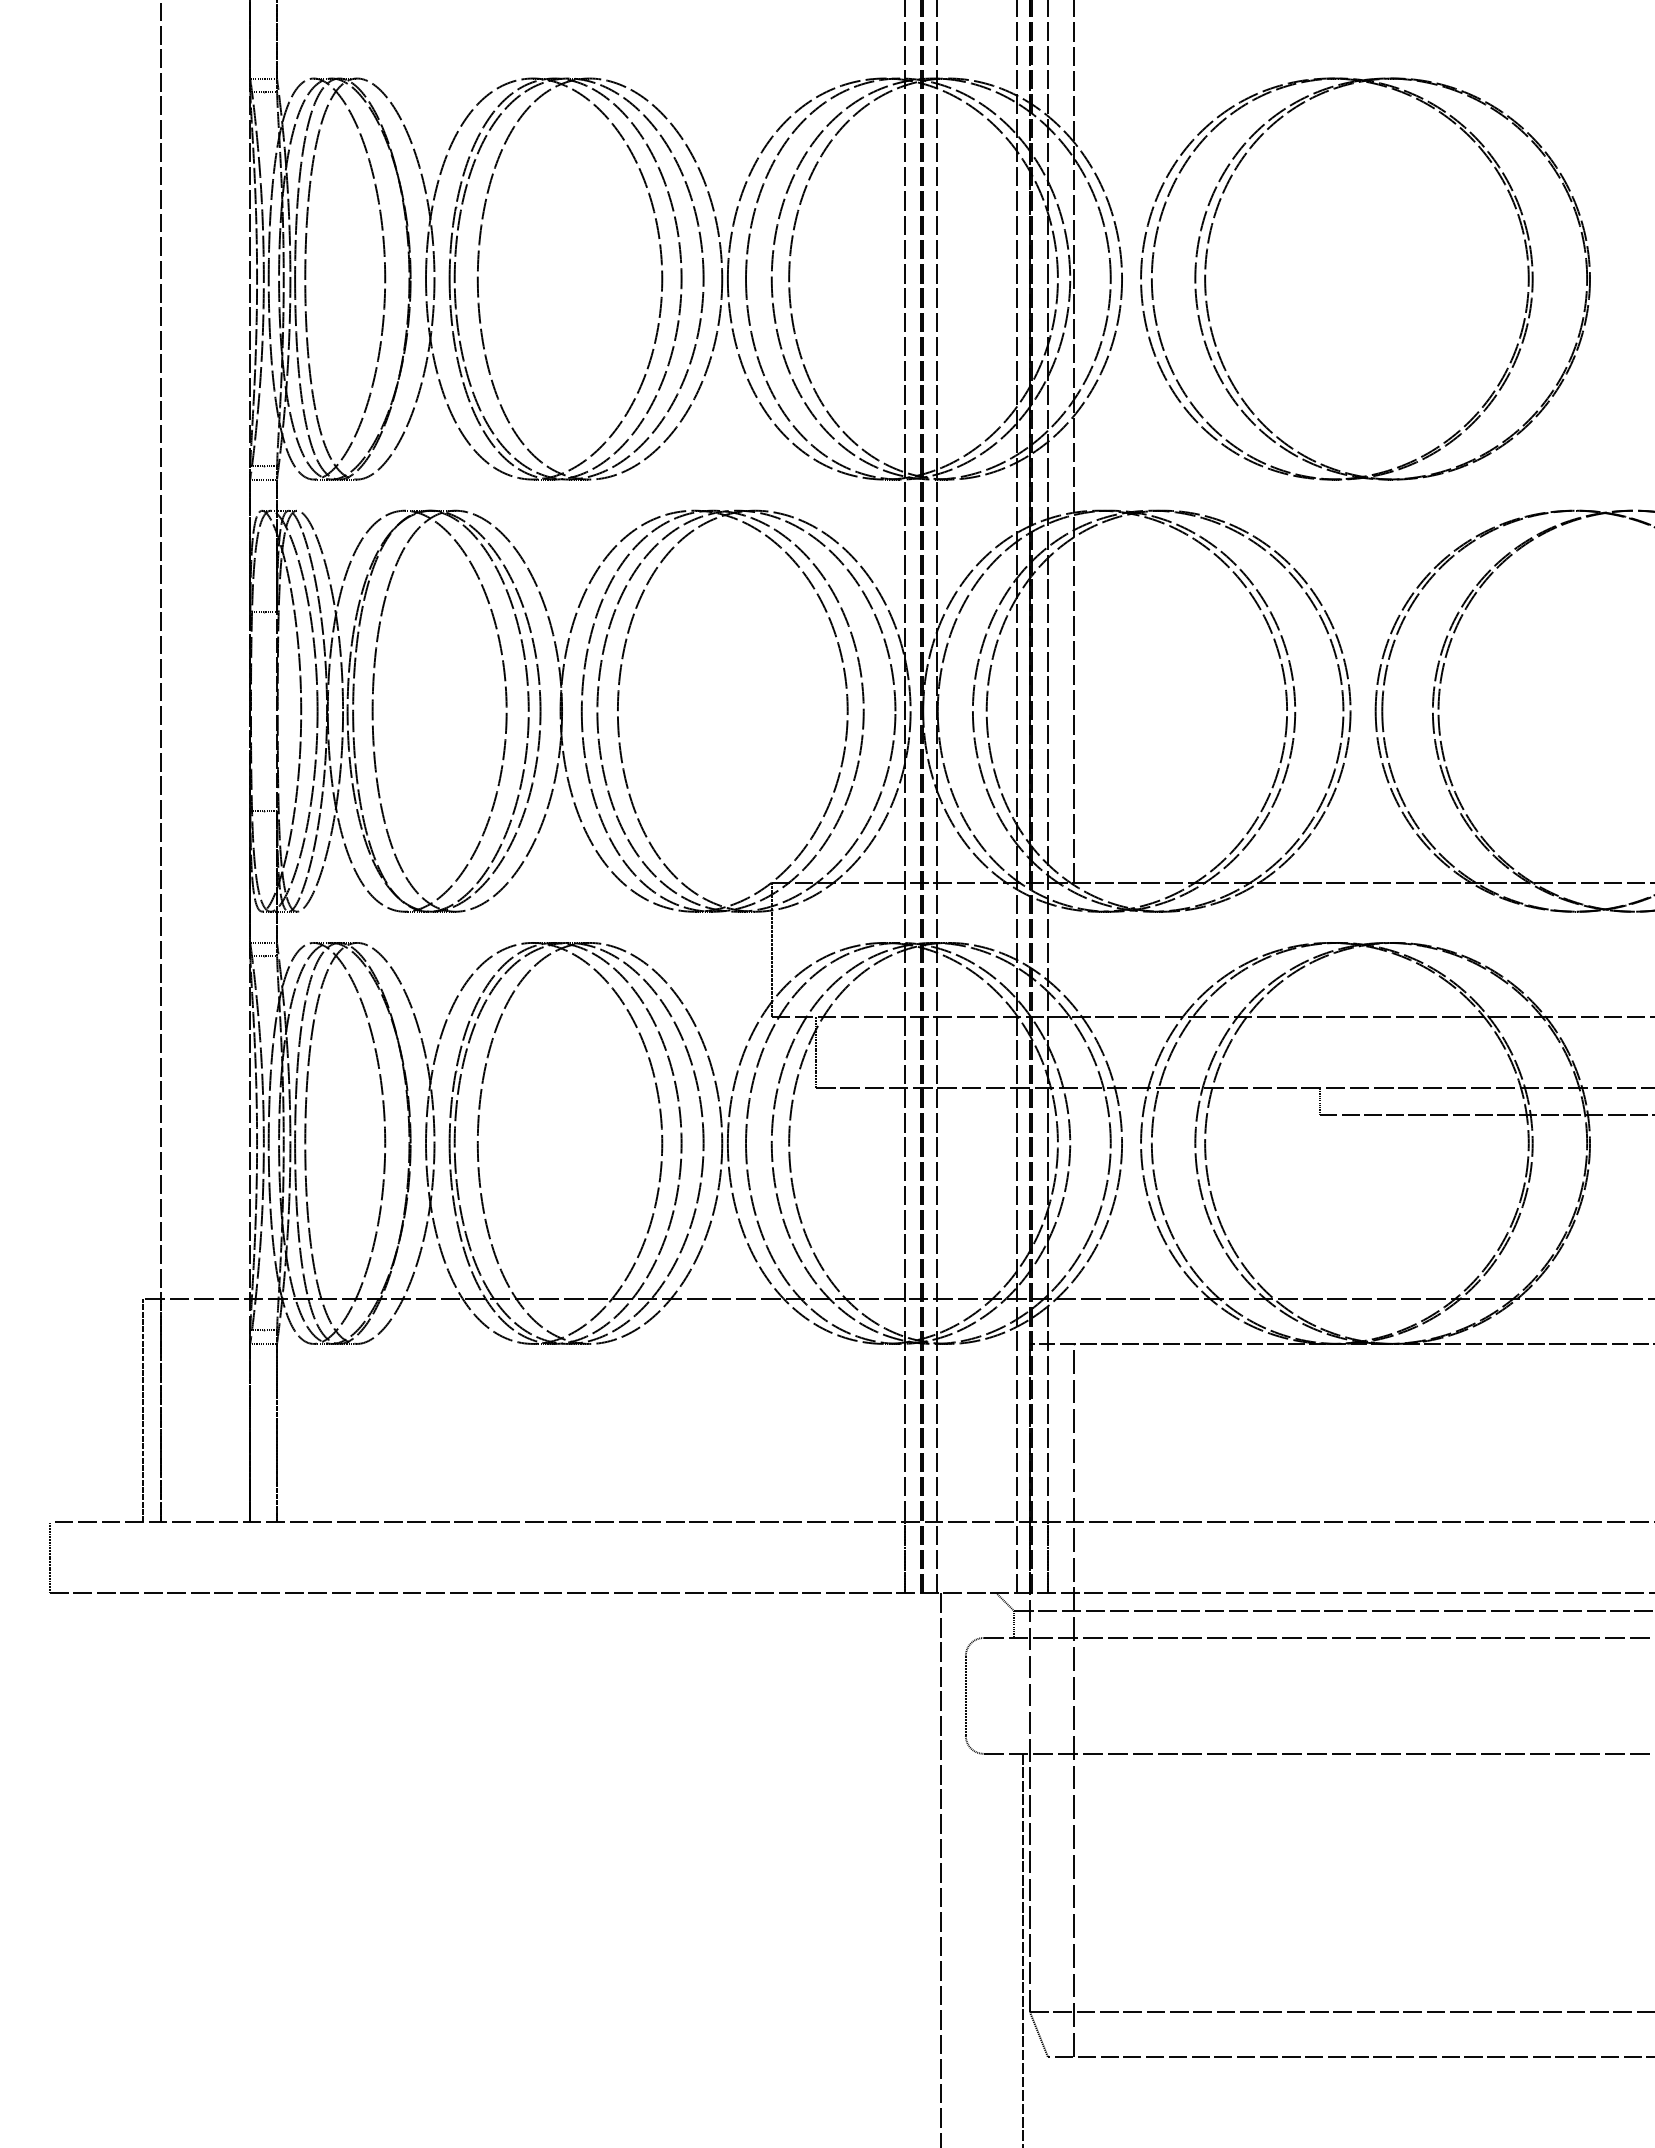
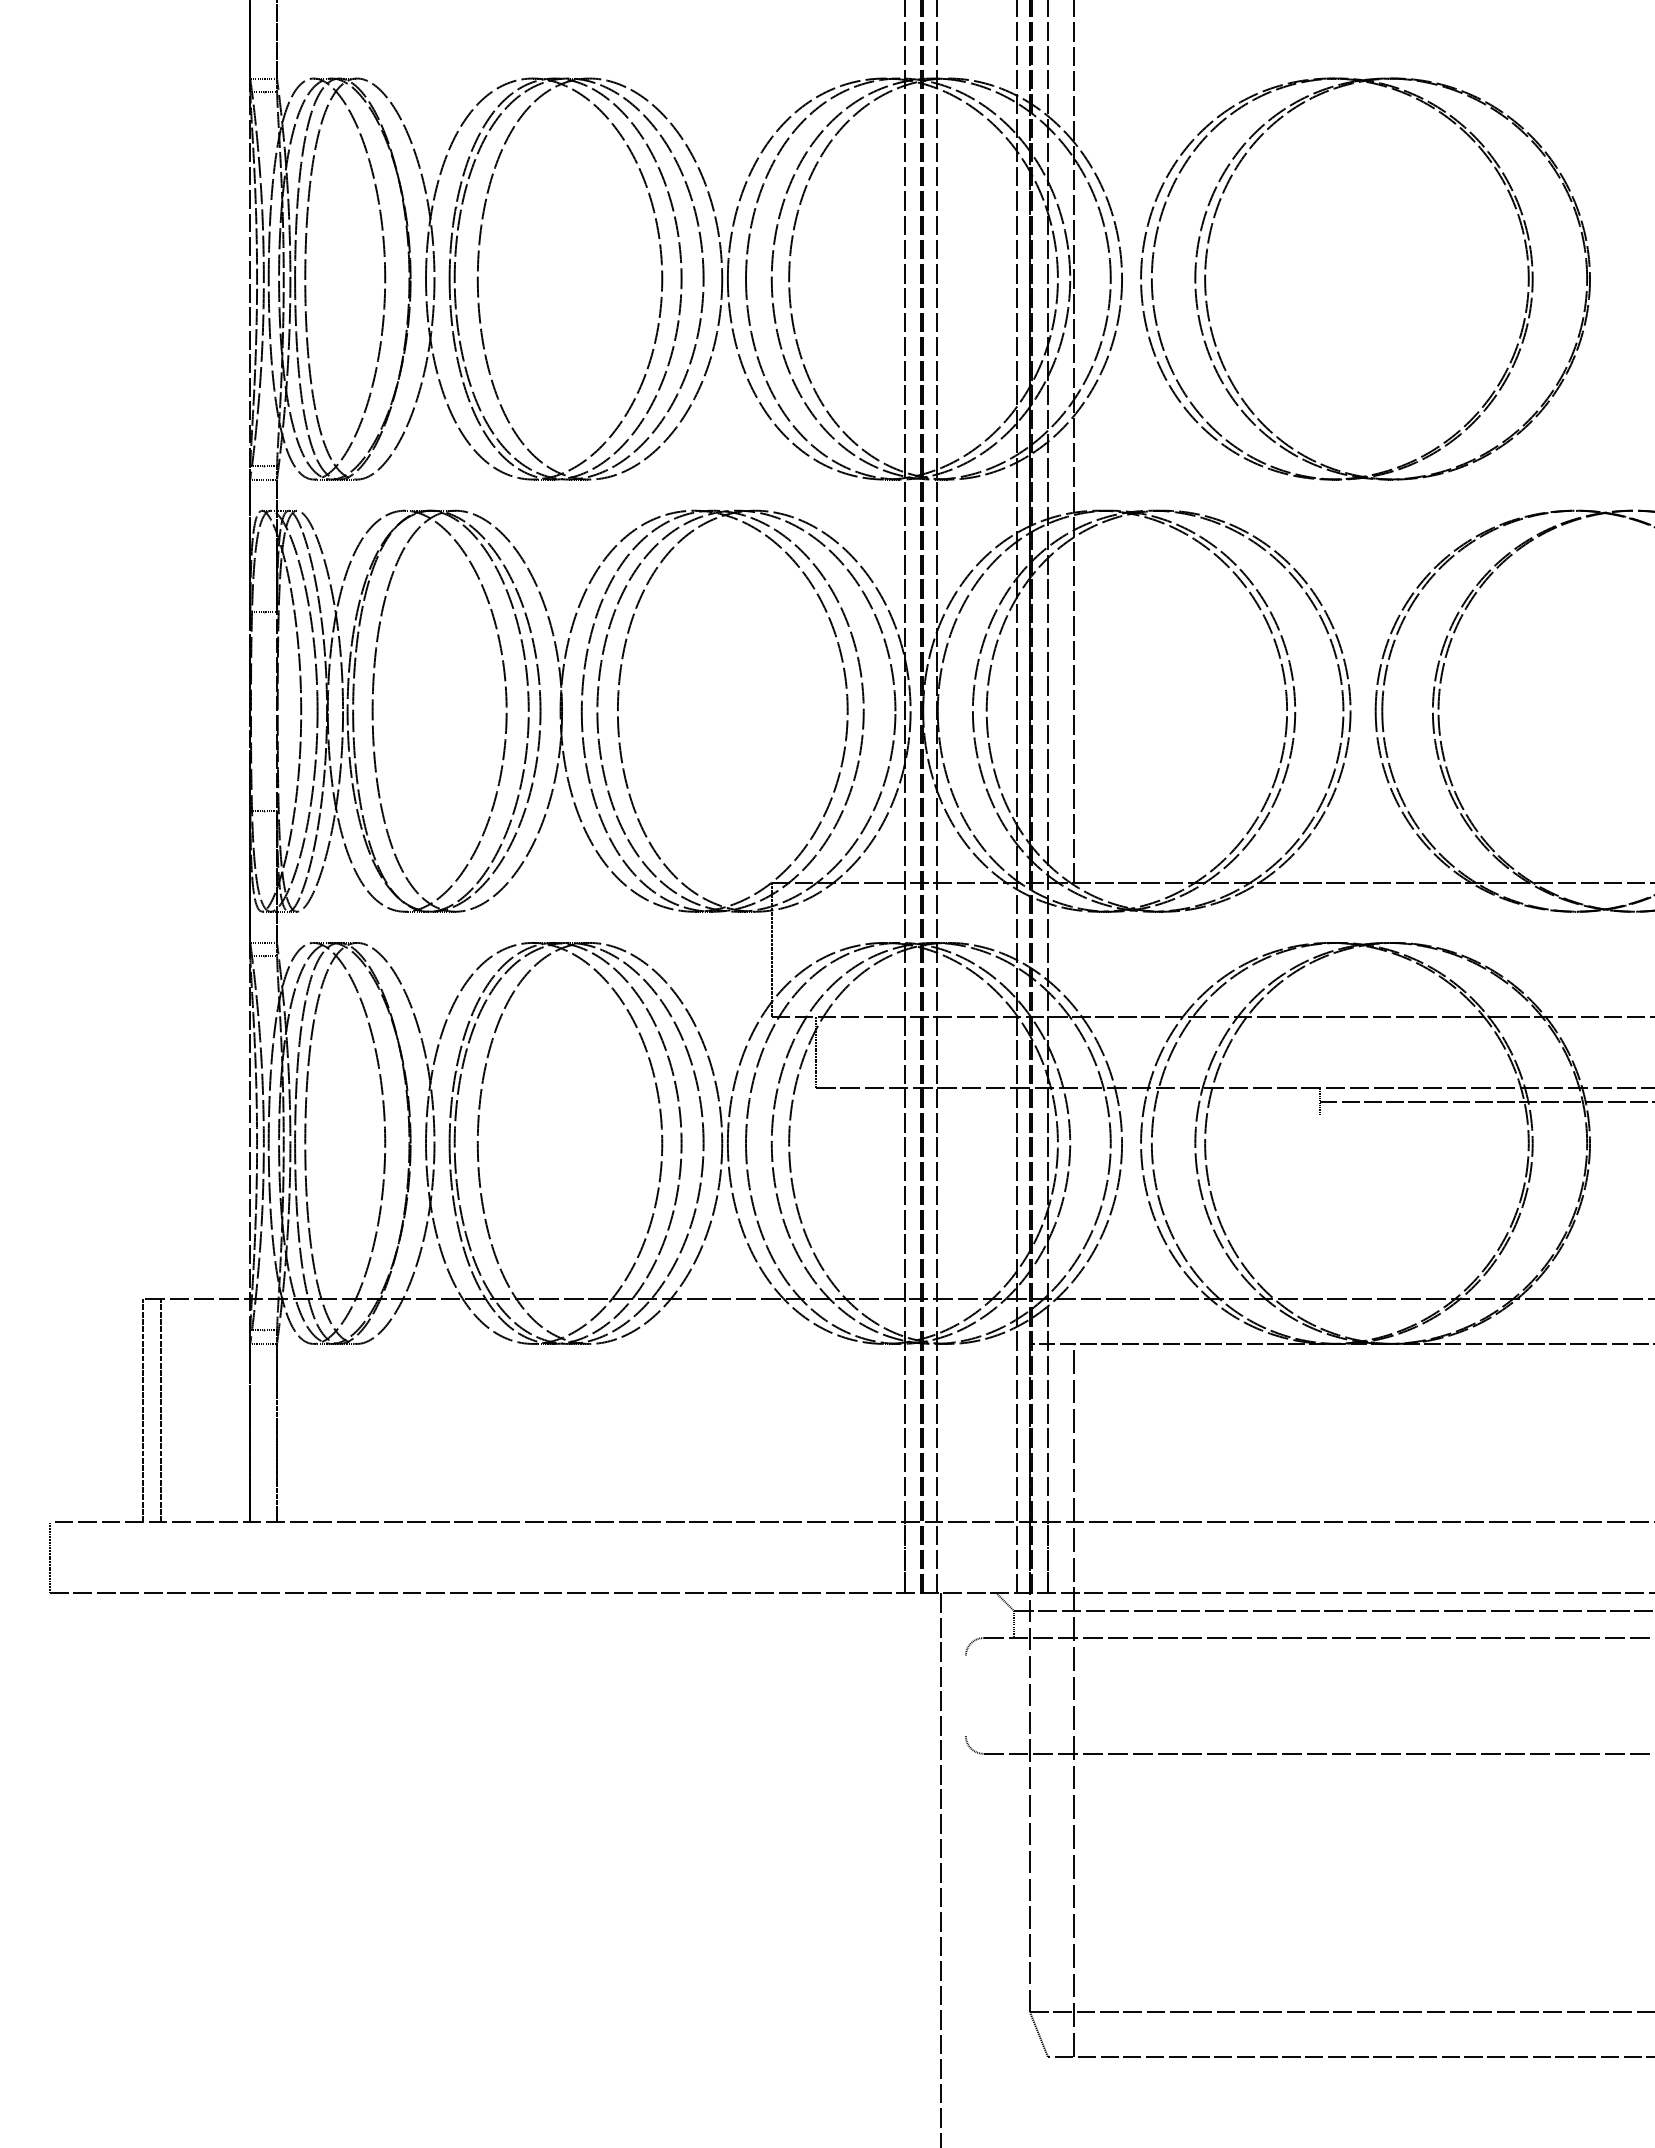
line: present -> none (161, 762)
line position: (1485, 1114) -> (1485, 1101) (1485, 1101)
line: present -> none (965, 1695)
line: present -> none (1023, 1948)
